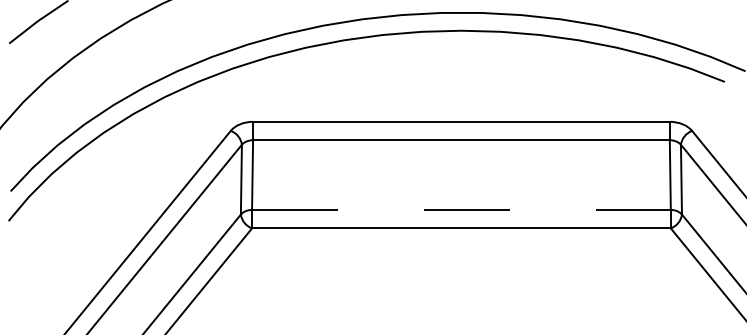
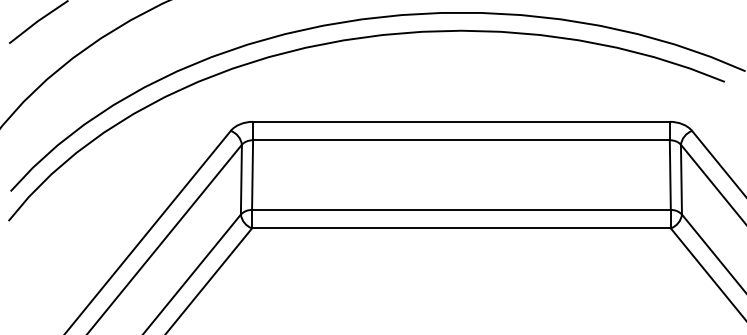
line: dashed -> solid (461, 210)
